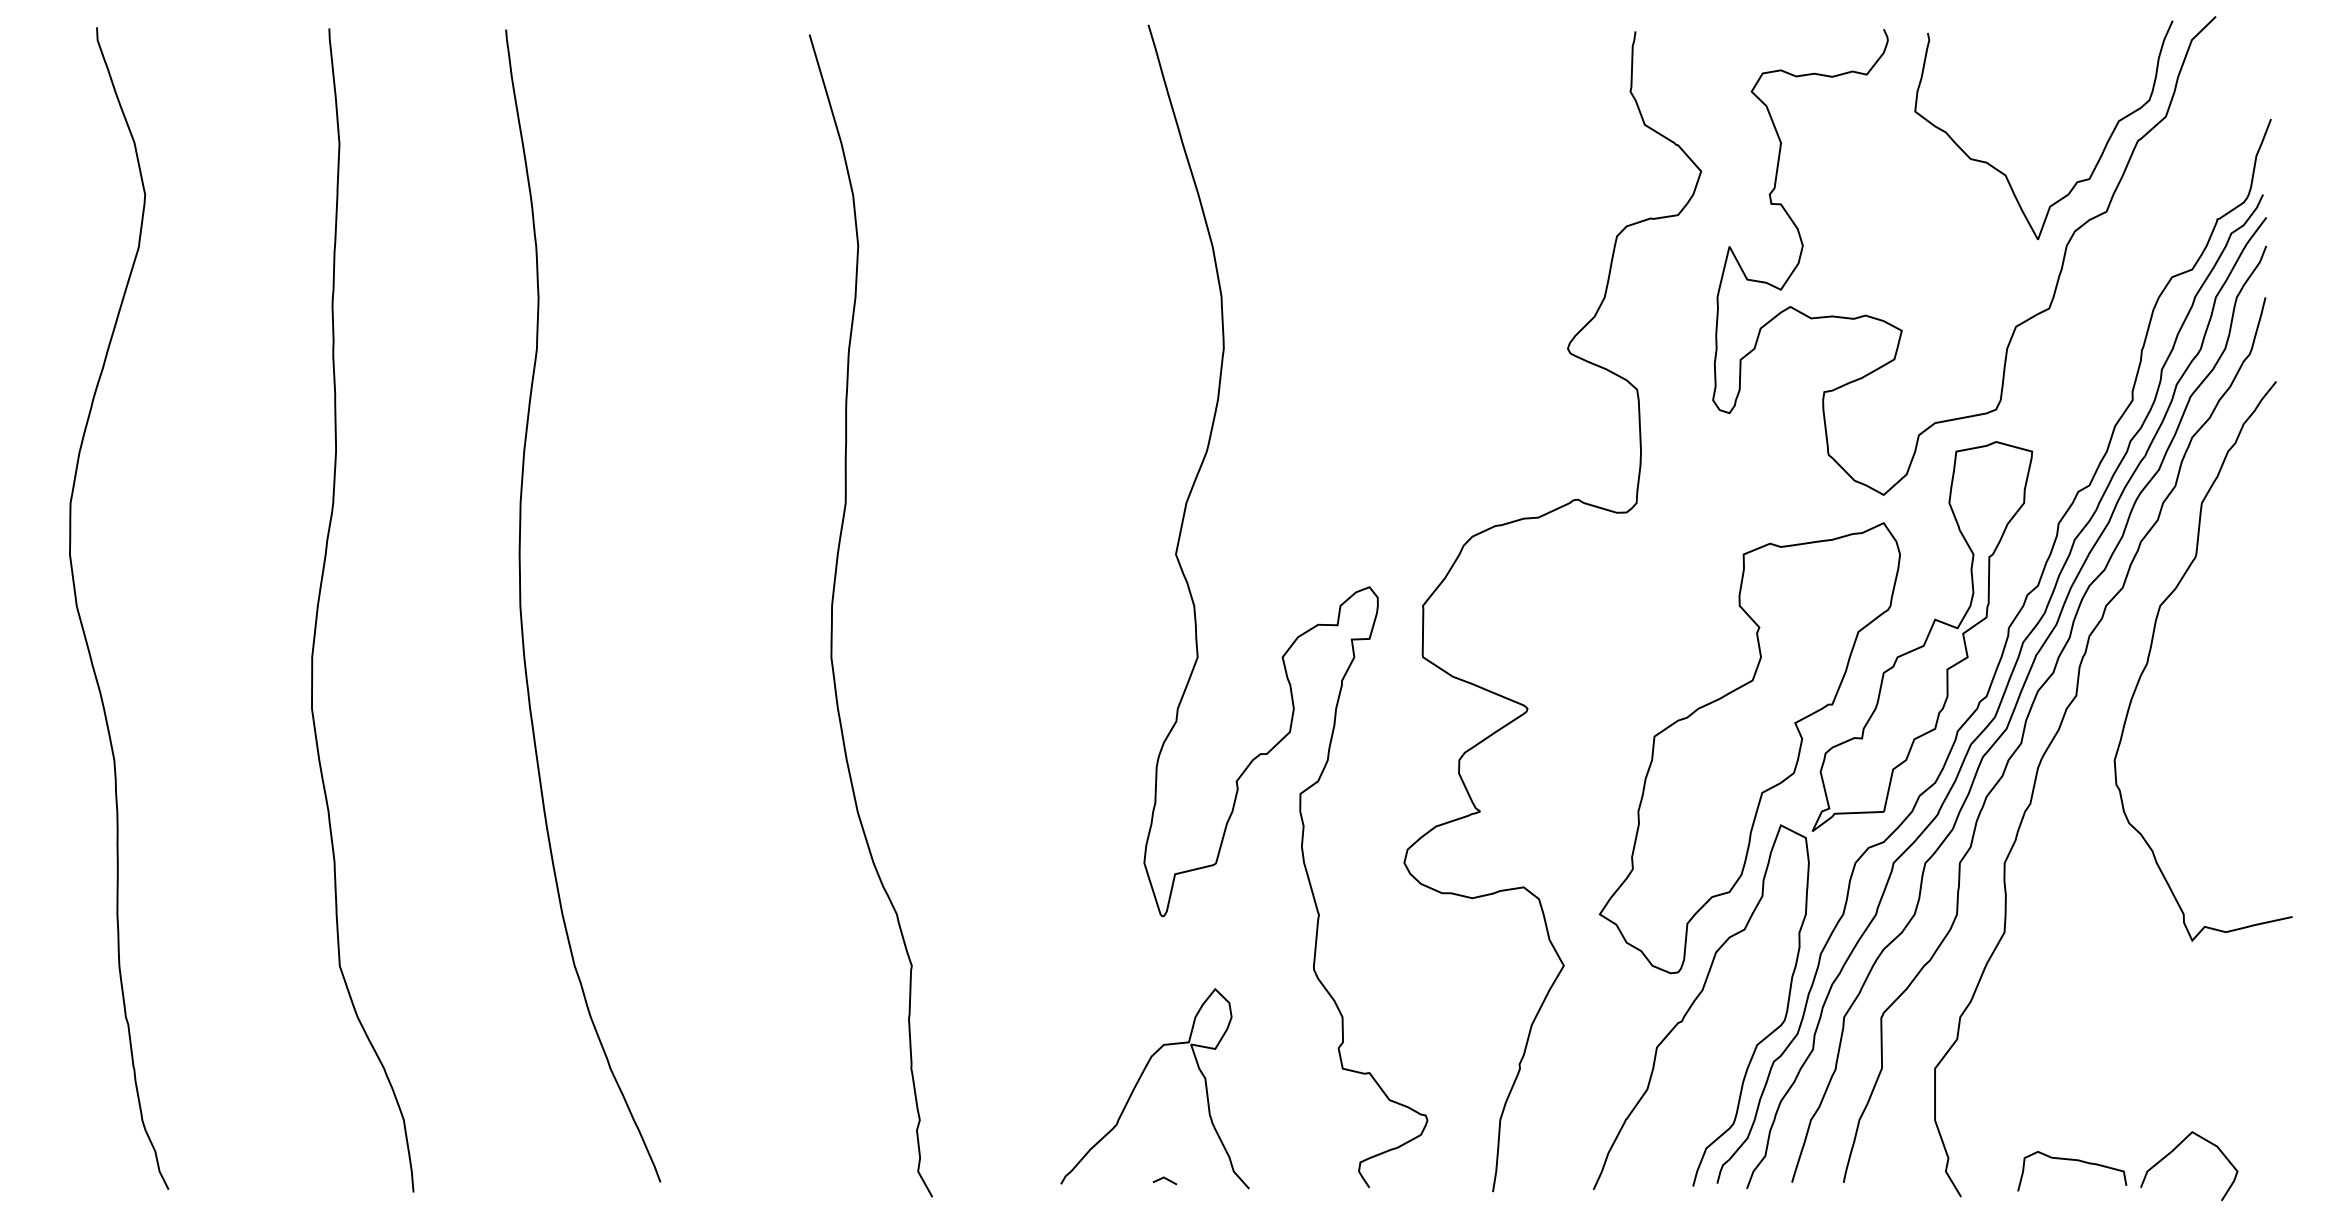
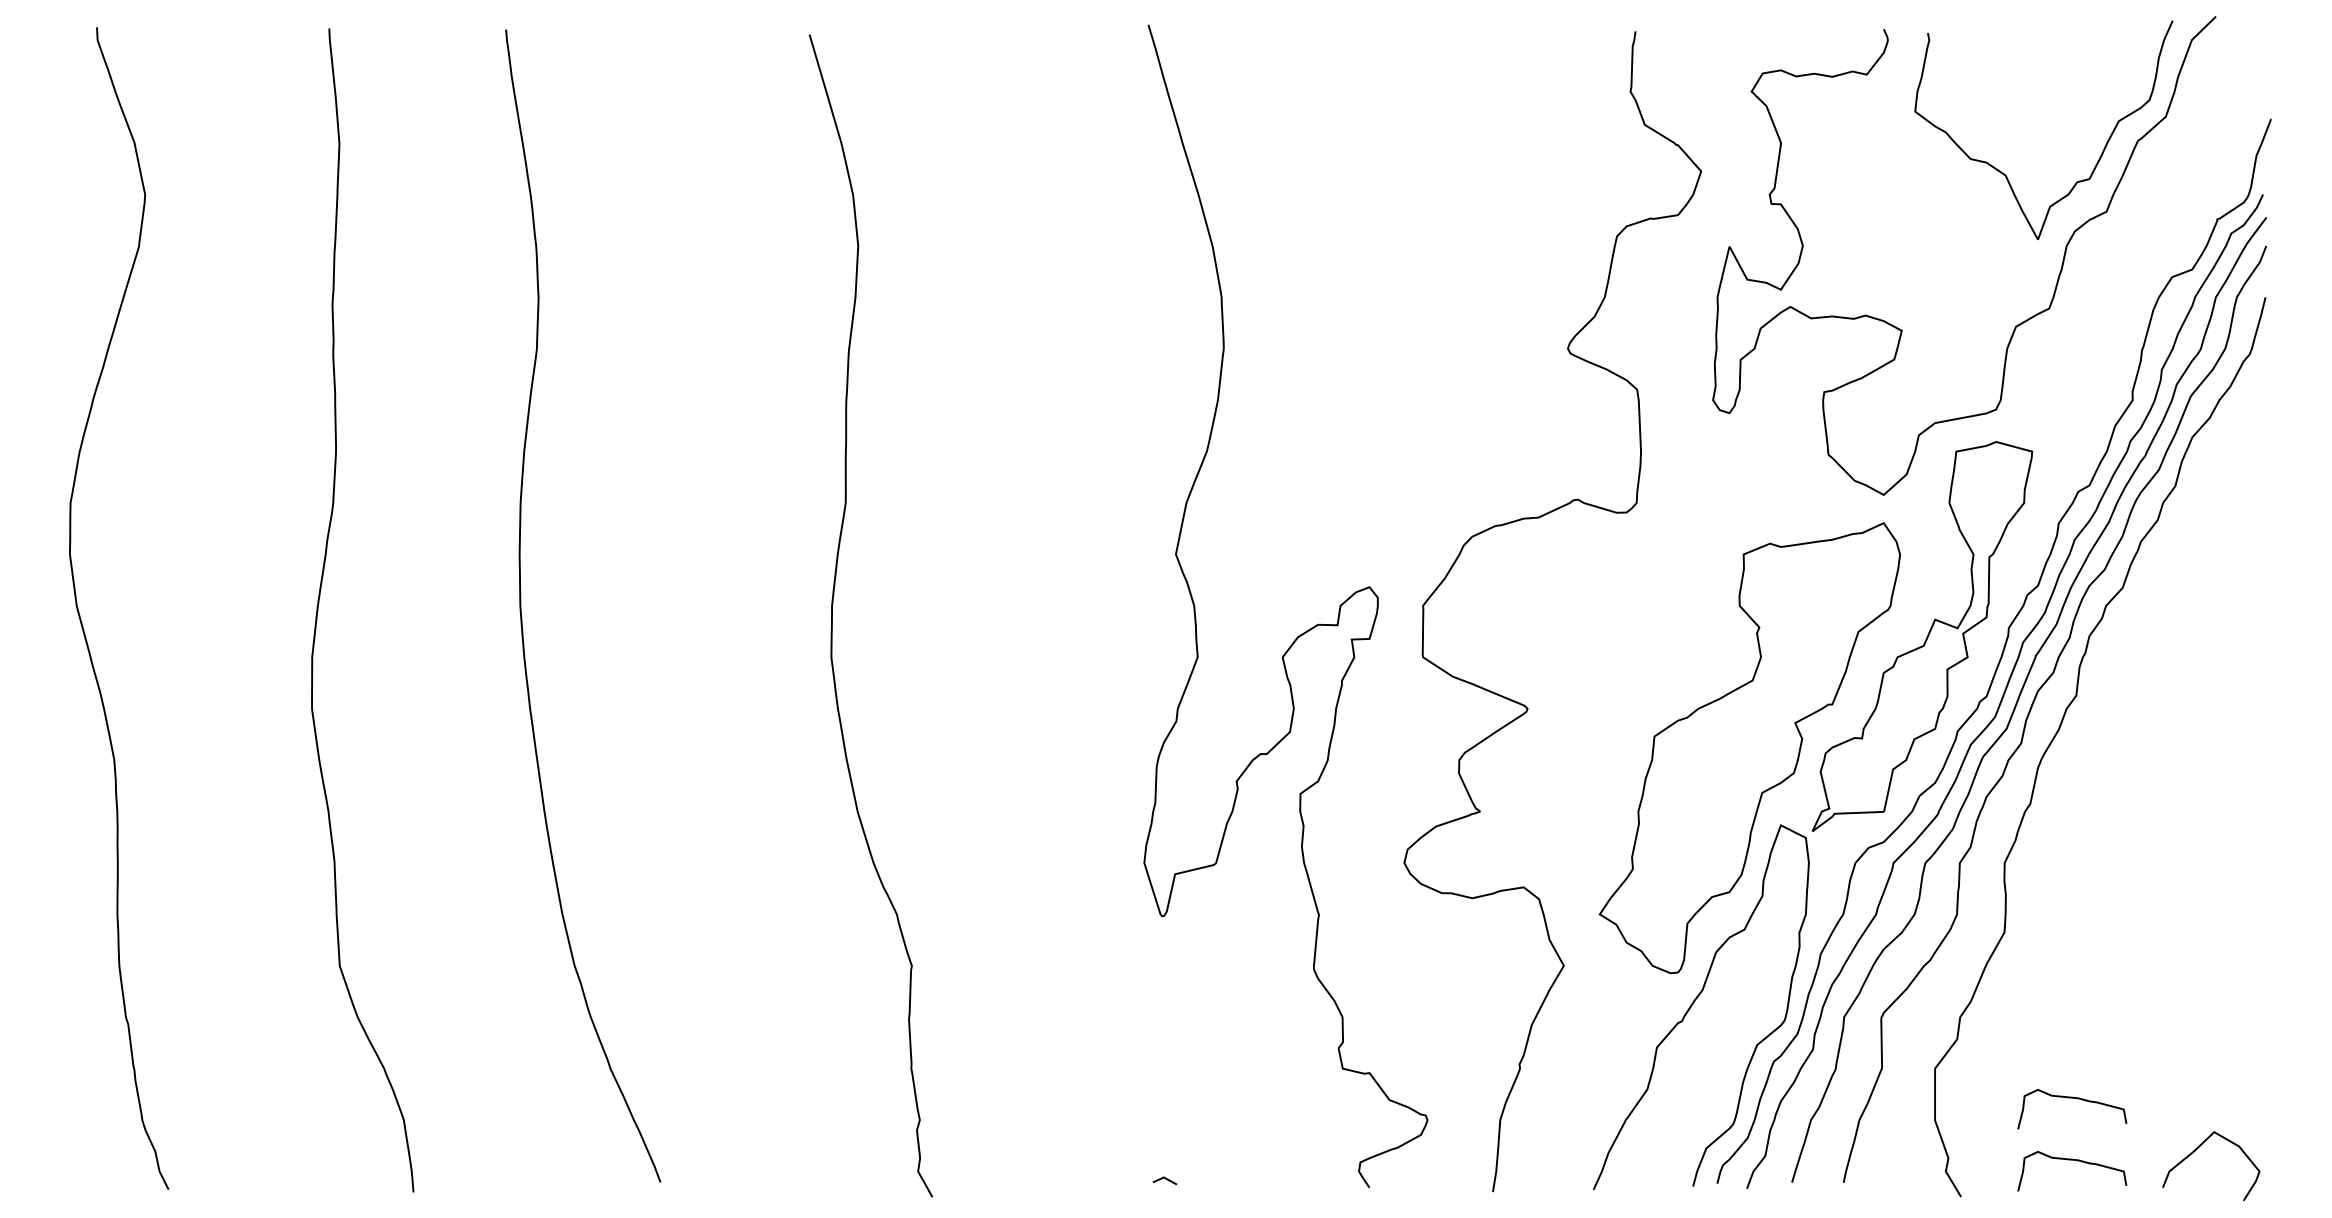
curve: present -> none (2151, 649)
curve: present -> none (1139, 1081)
curve: none -> present (2072, 1098)
curve position: (2174, 1150) -> (2196, 1150) (2196, 1150)
